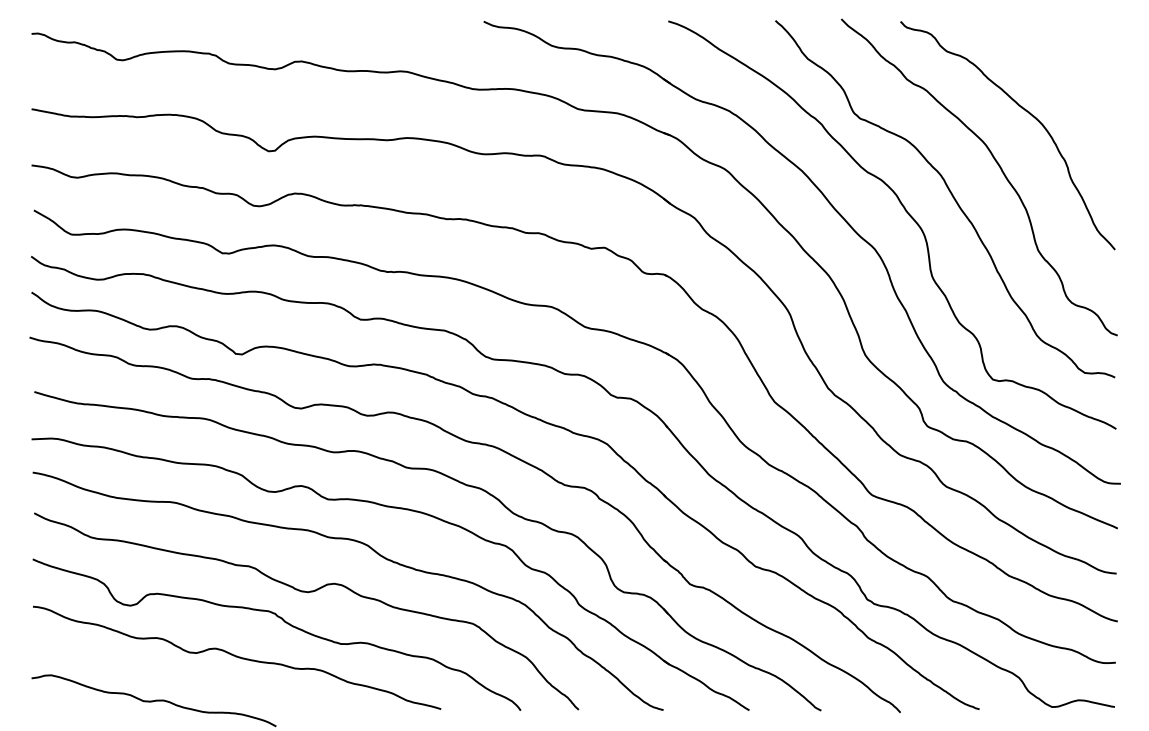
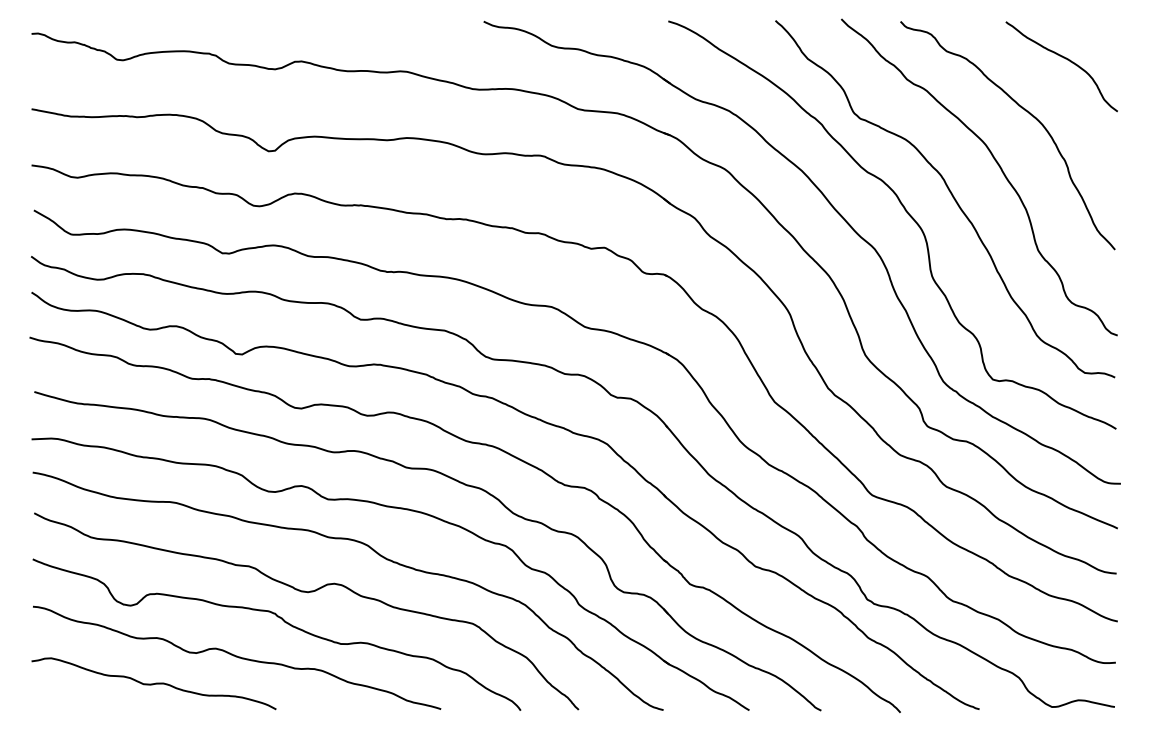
curve: none -> present (1065, 59)
curve position: (153, 700) -> (153, 683) (153, 683)
